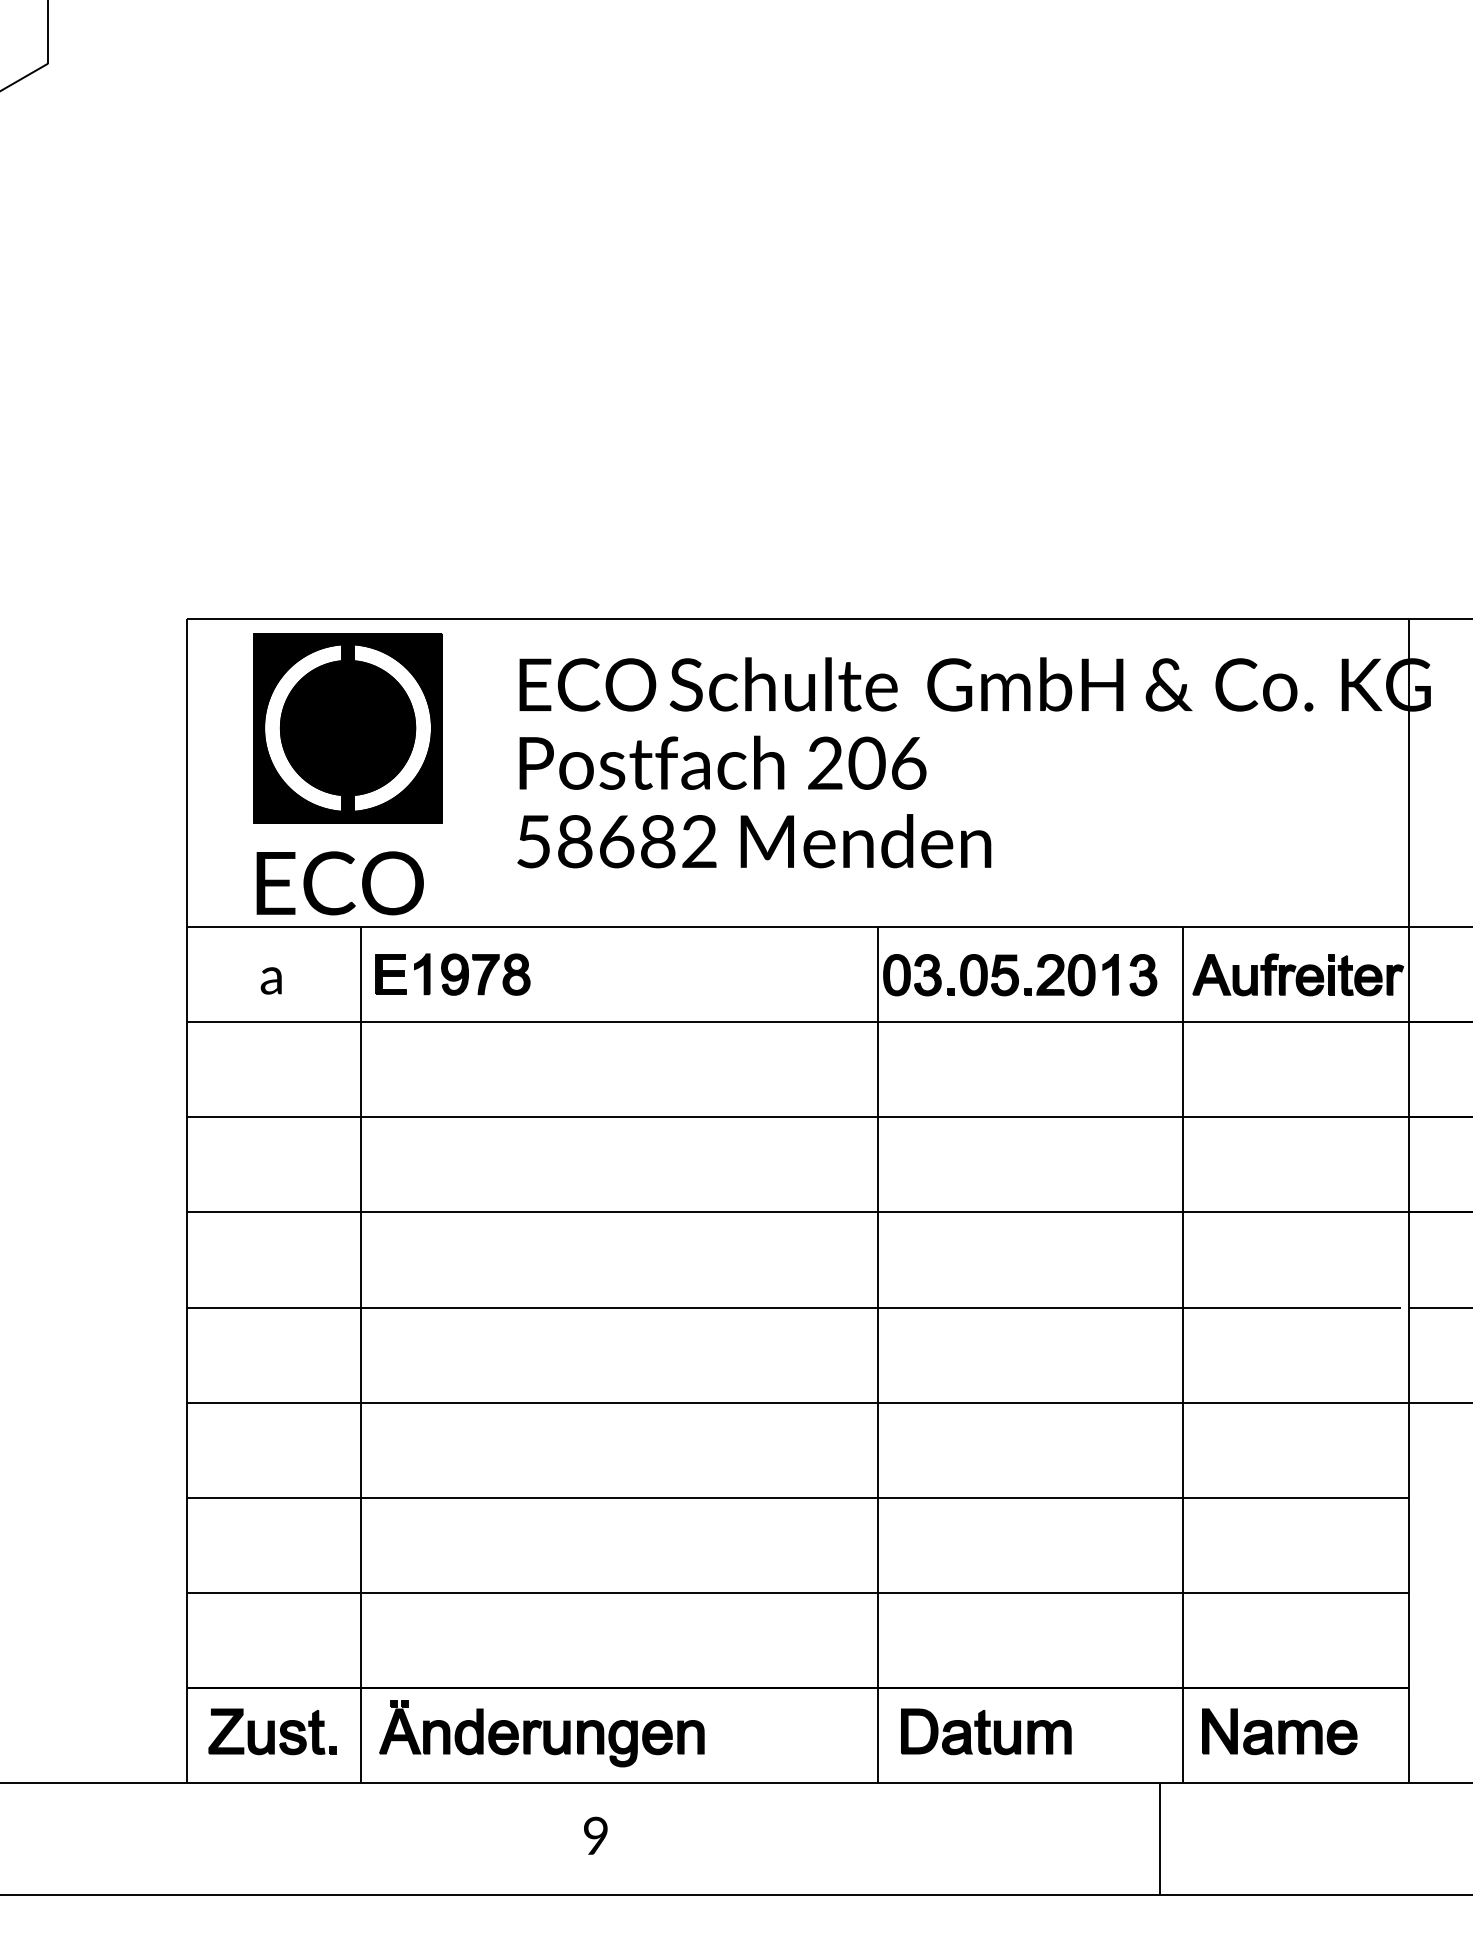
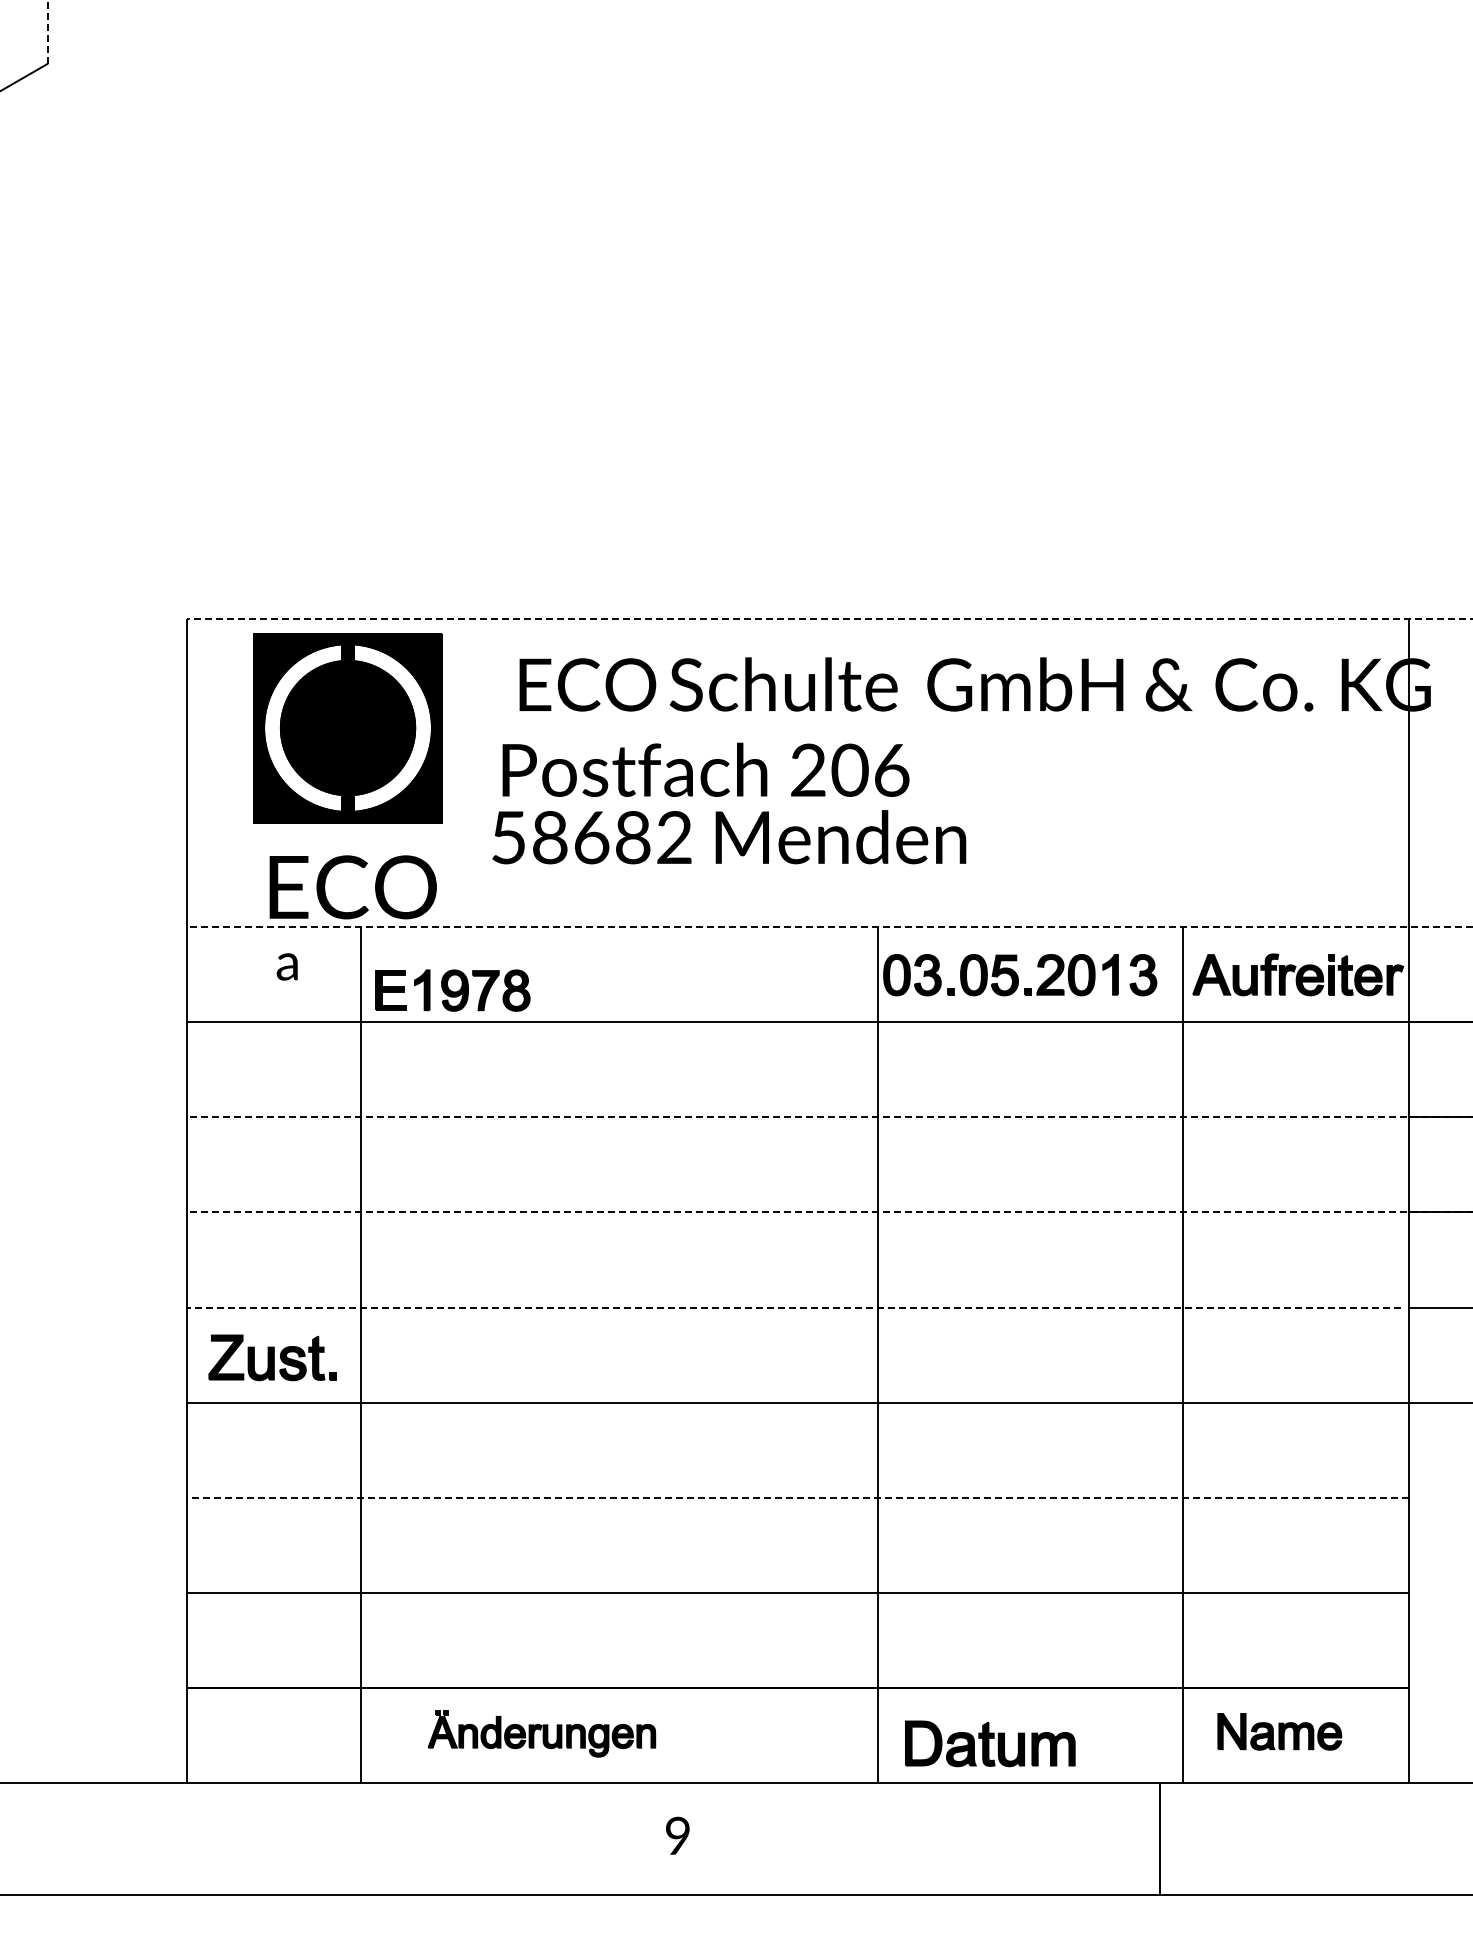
line: solid -> dashed (48, 31)
line: solid -> dashed (829, 619)
text position: (722, 762) -> (705, 769) (705, 769)
text position: (754, 841) -> (729, 837) (729, 837)
text position: (339, 883) -> (352, 887) (352, 887)
line: solid -> dashed (829, 926)
part position: (452, 974) -> (452, 990) (452, 990)
text position: (270, 980) -> (286, 966) (286, 966)
line: solid -> dashed (829, 1117)
line: solid -> dashed (829, 1212)
line: solid -> dashed (793, 1307)
line: solid -> dashed (797, 1497)
part position: (272, 1731) -> (272, 1357) (272, 1357)
part position: (986, 1731) -> (990, 1743) (990, 1743)
part size: 156x48 px -> 126x38 px (1279, 1731)
part size: 326x68 px -> 230x48 px (541, 1733)
text position: (595, 1835) -> (677, 1835) (677, 1835)
